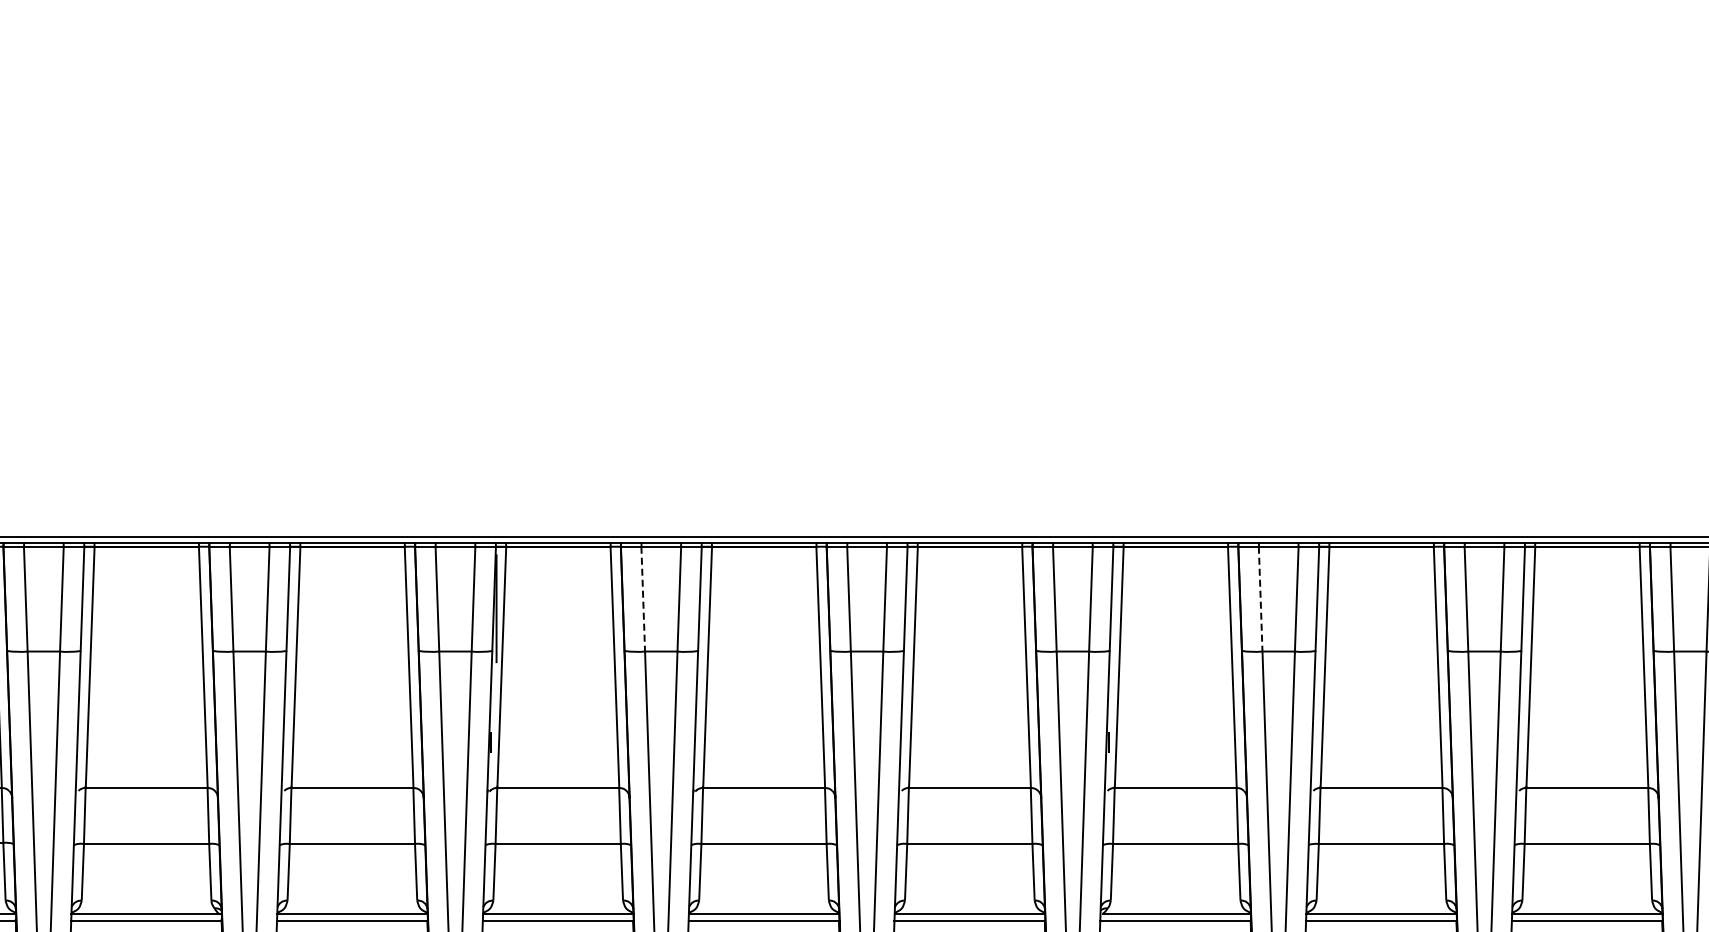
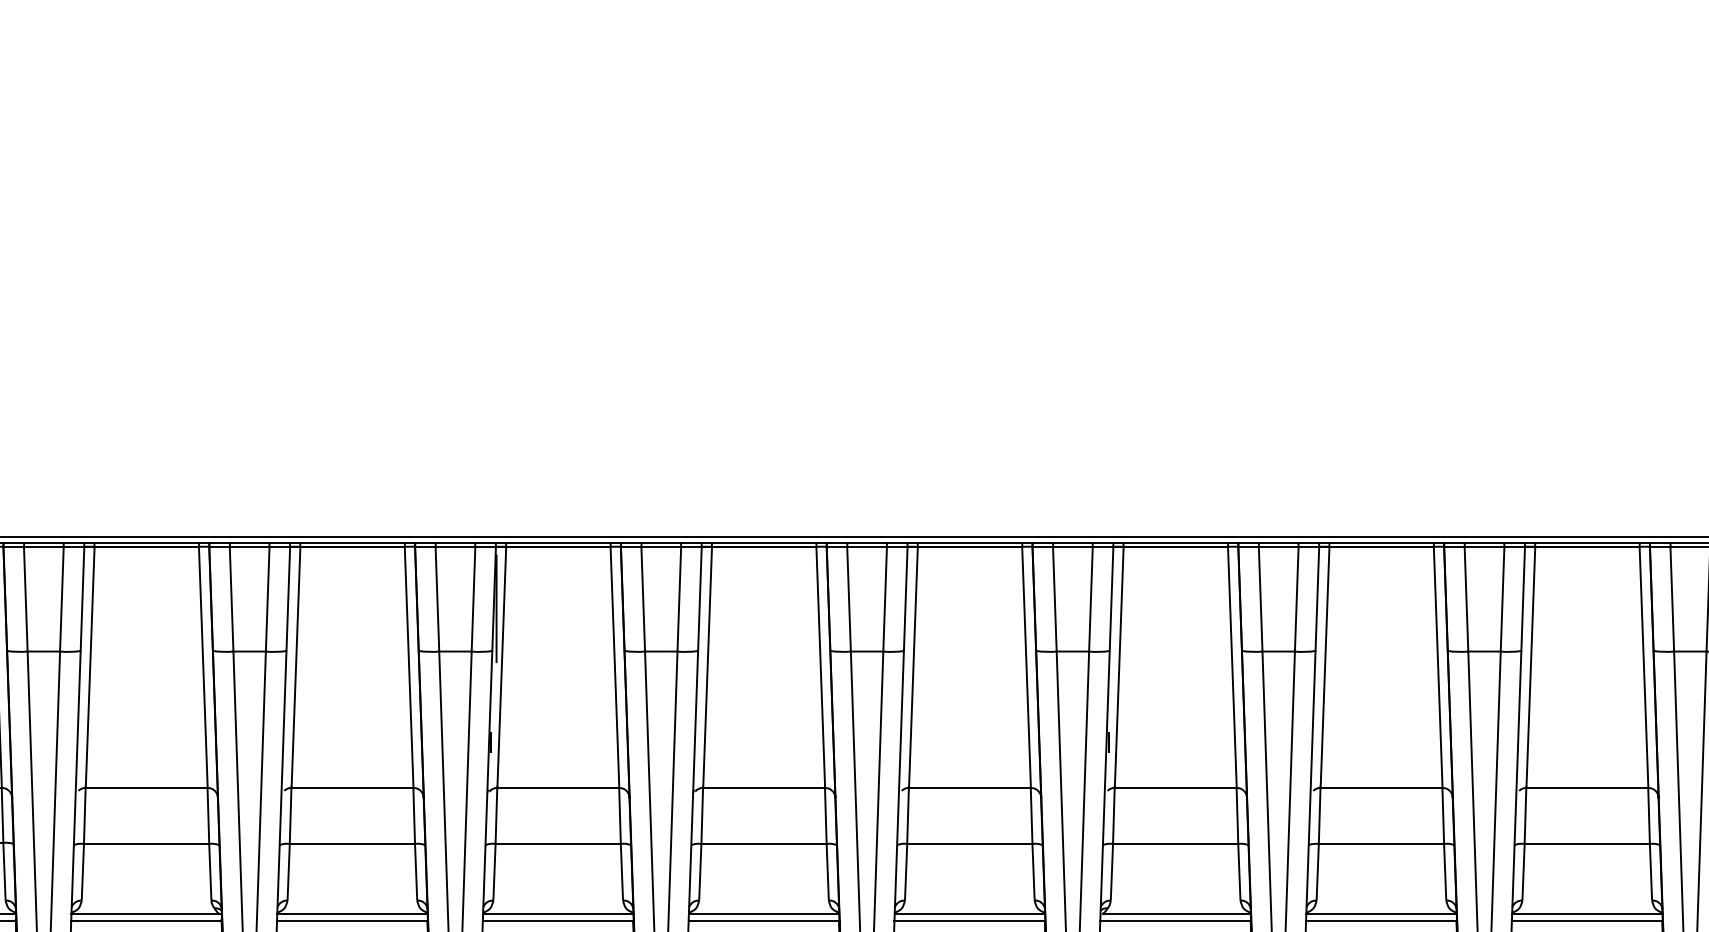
line: dashed -> solid (643, 599)
line: dashed -> solid (1260, 599)
